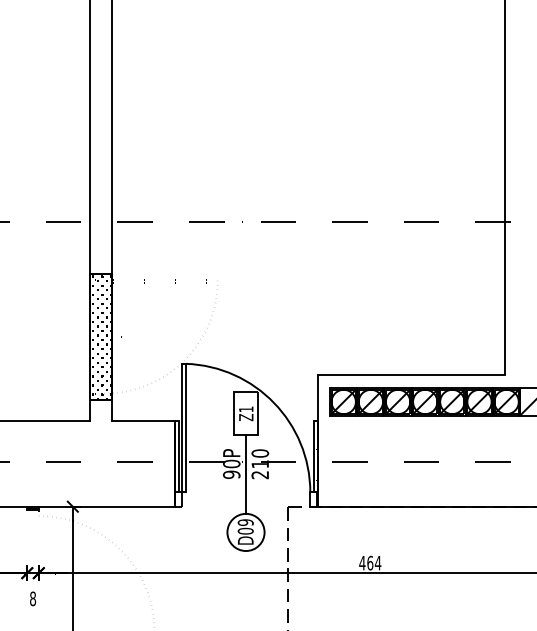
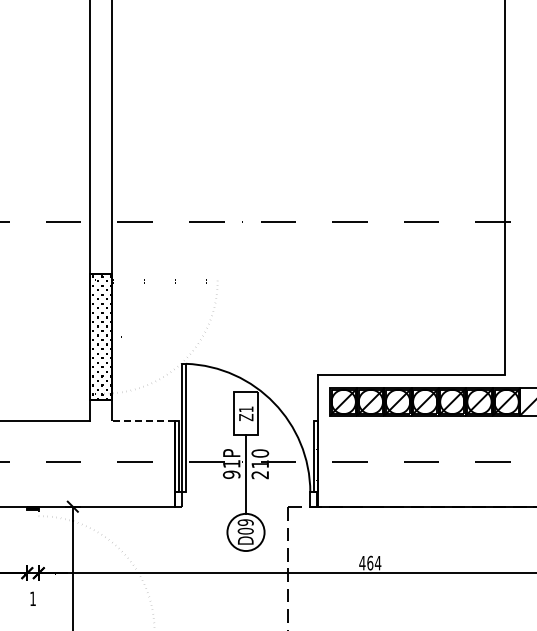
line: solid -> dashed (142, 420)
text: 90P -> 91P (231, 463)
text: 8 -> 1 (33, 598)
